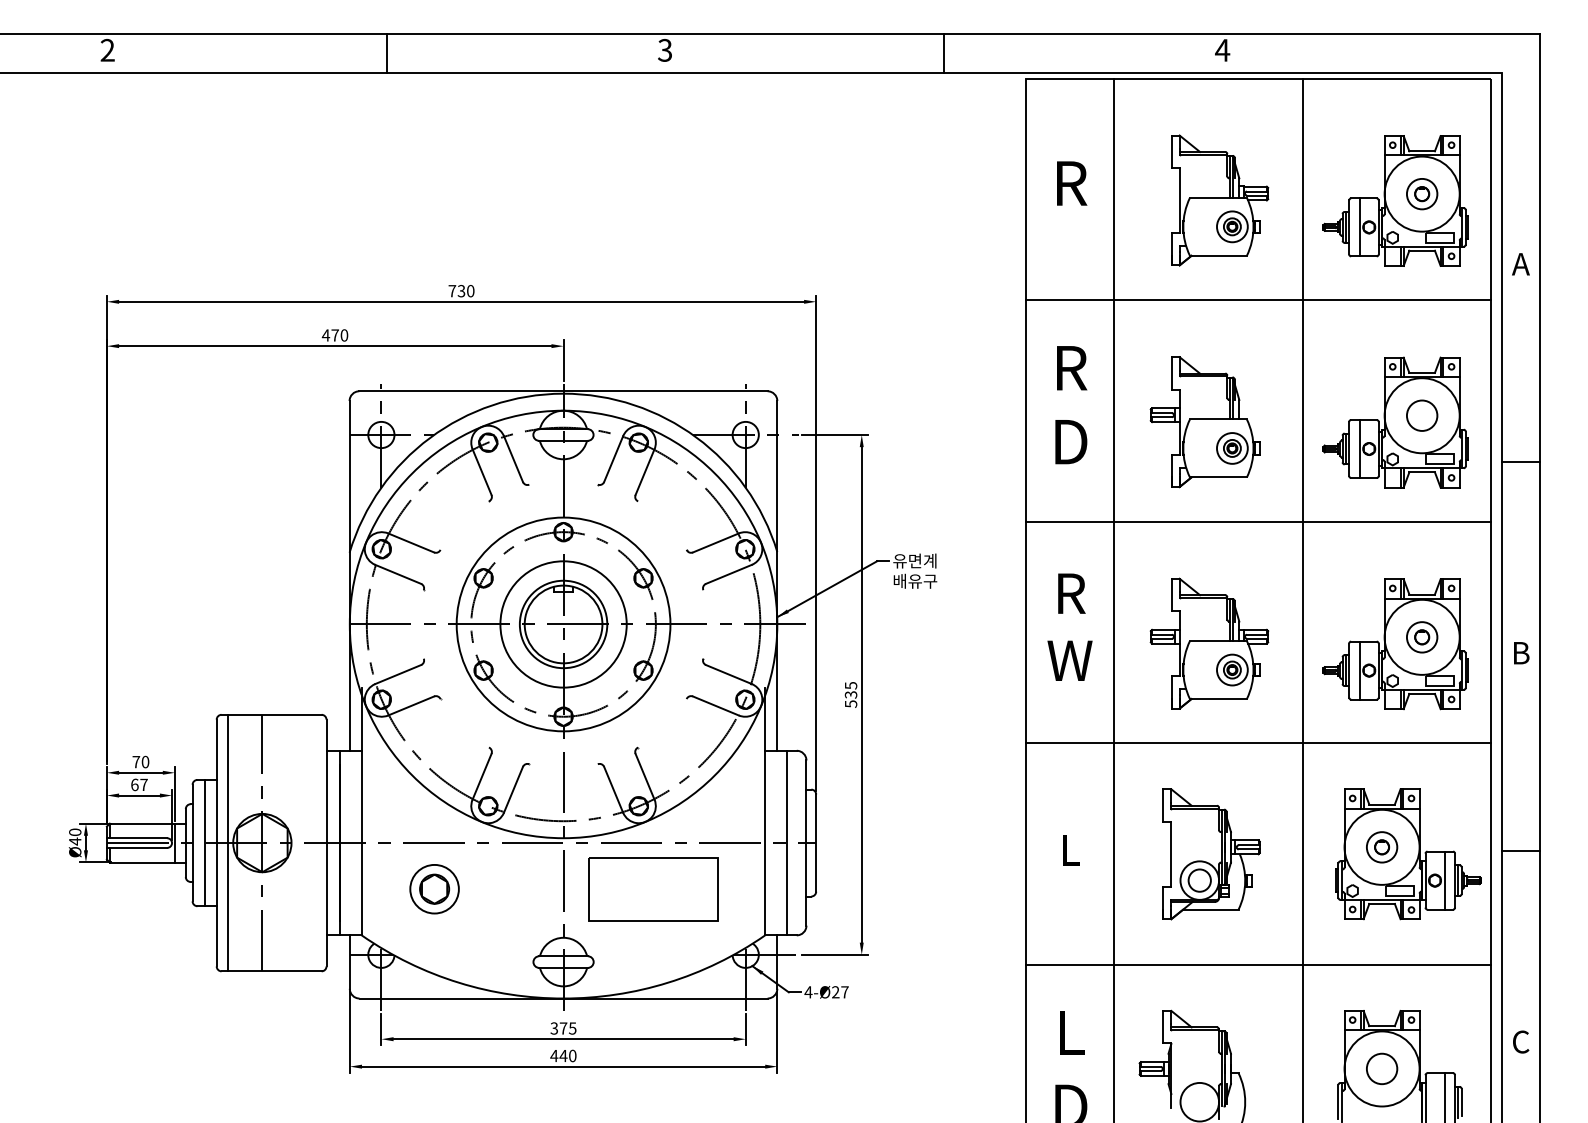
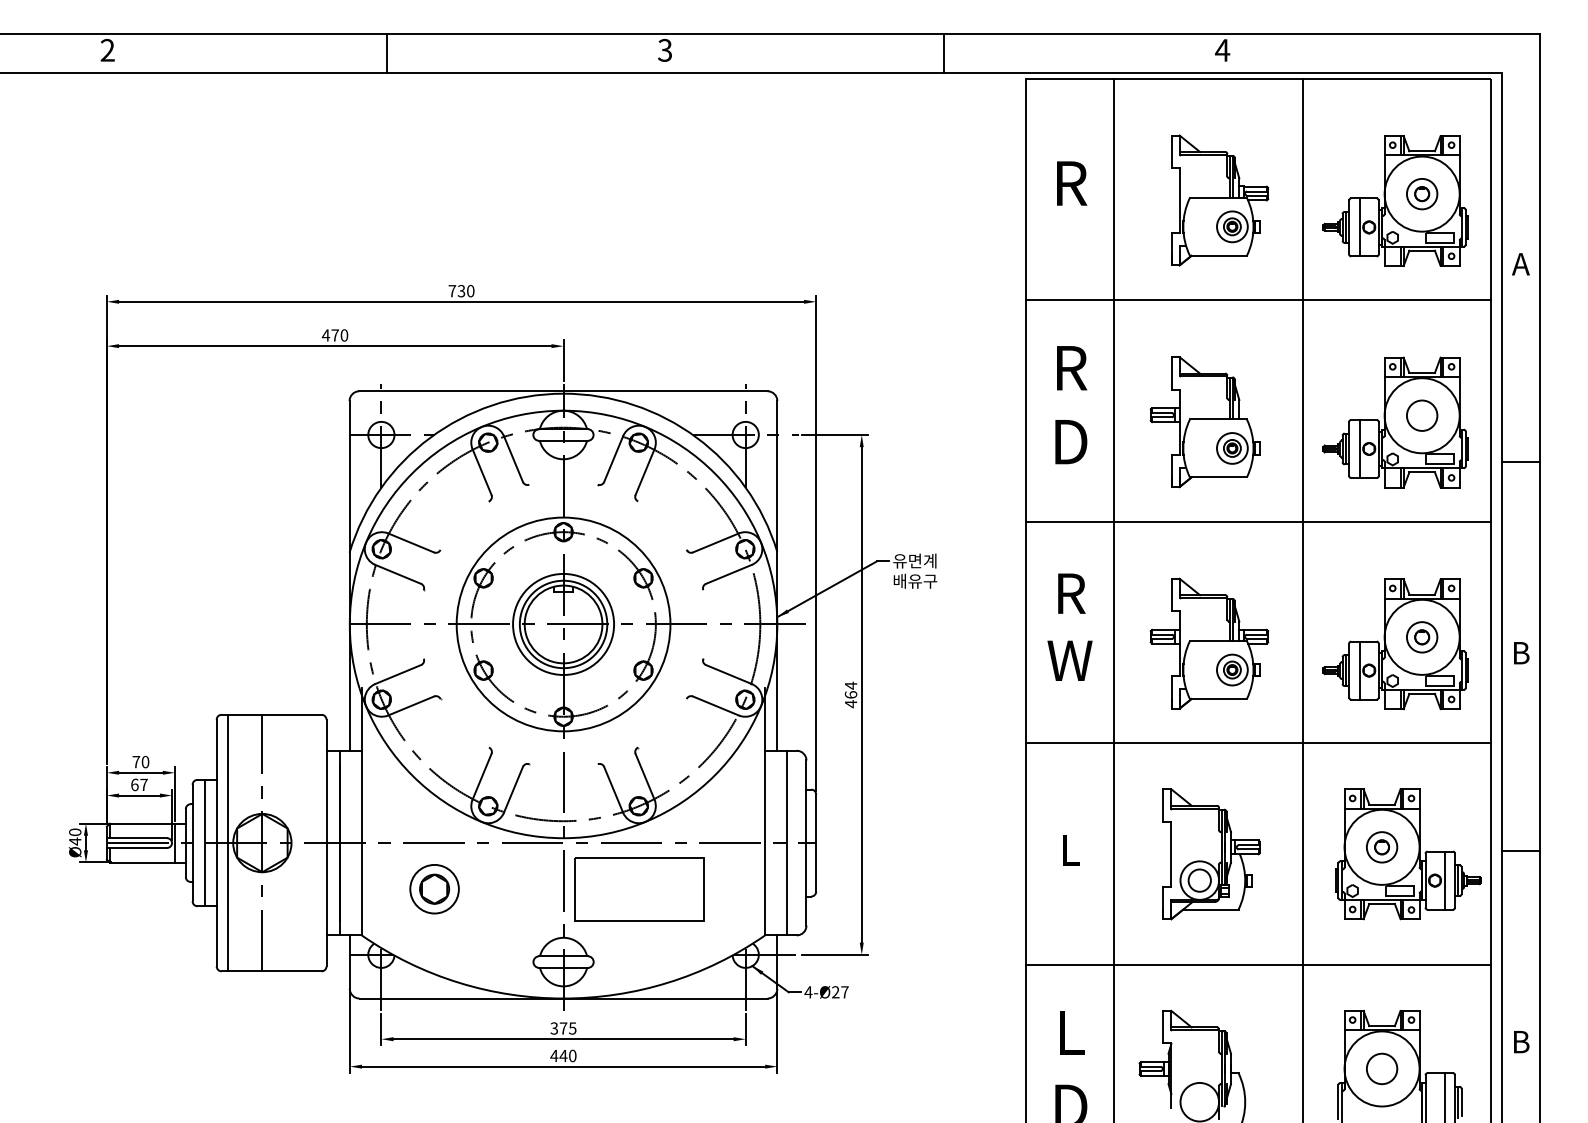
circle diameter: 126 px -> 101 px (563, 623)
text: 535 -> 464 (850, 694)
part position: (653, 889) -> (639, 889) (639, 889)
text: C -> B (1521, 1041)
